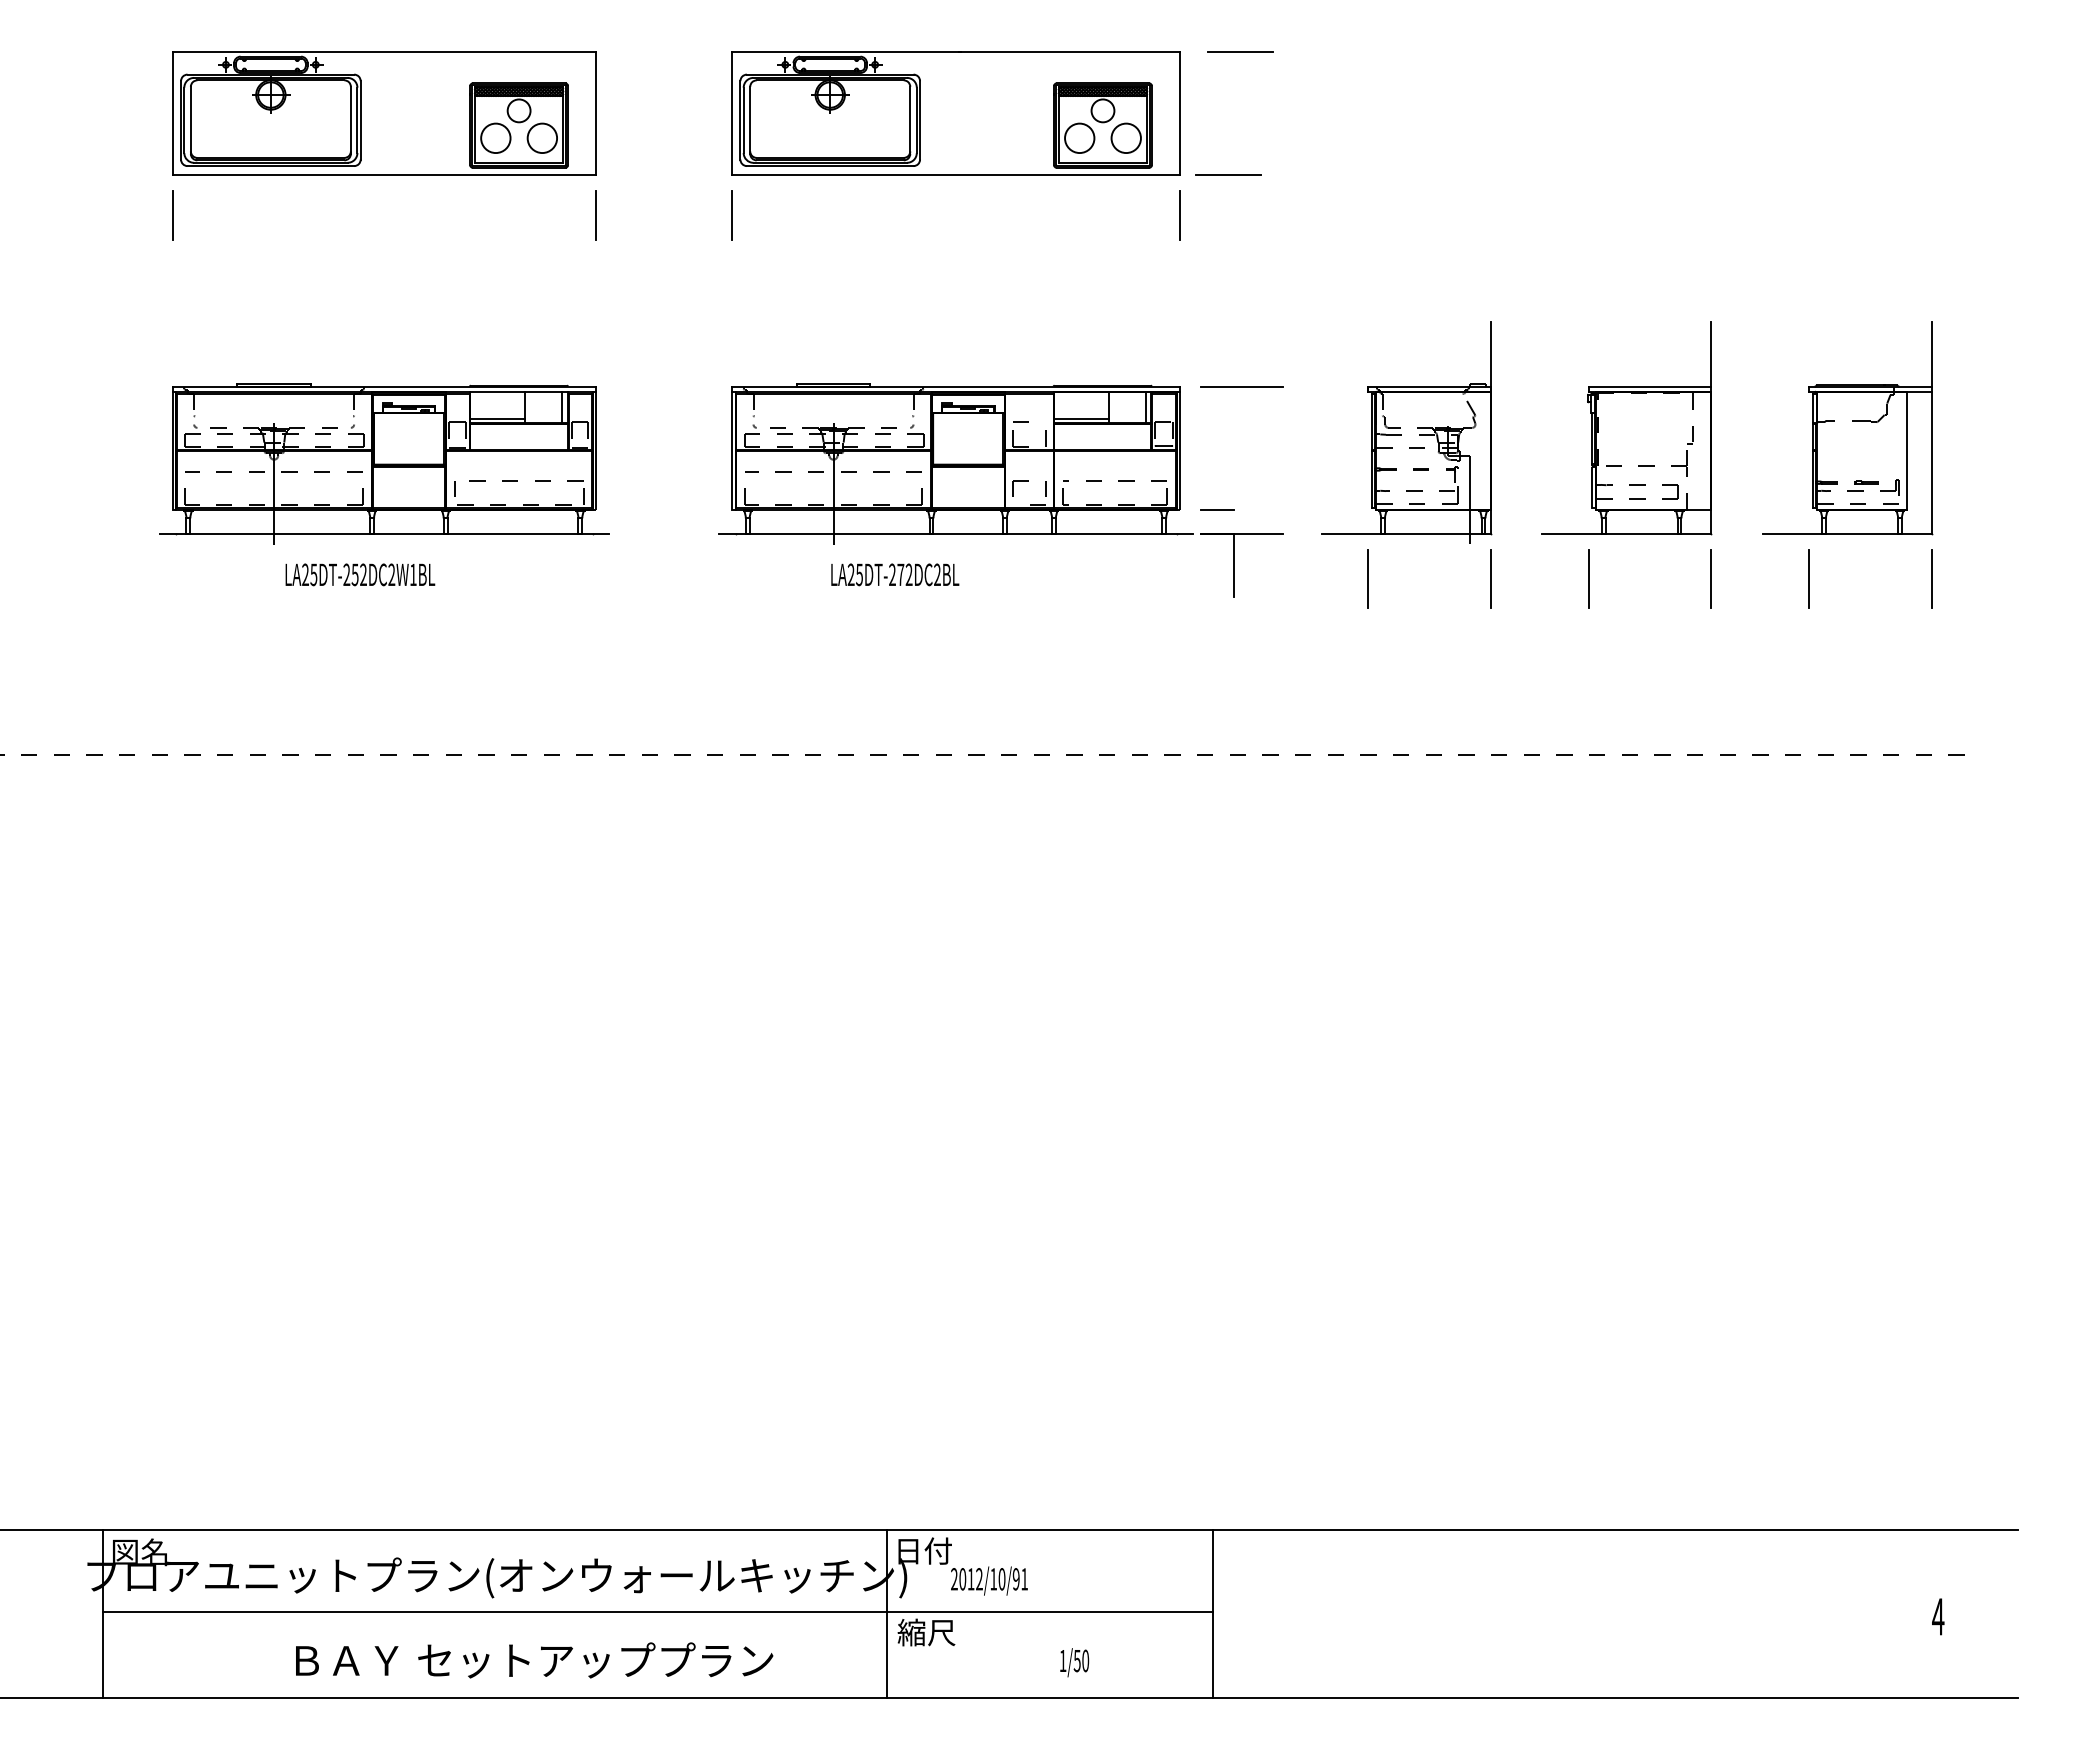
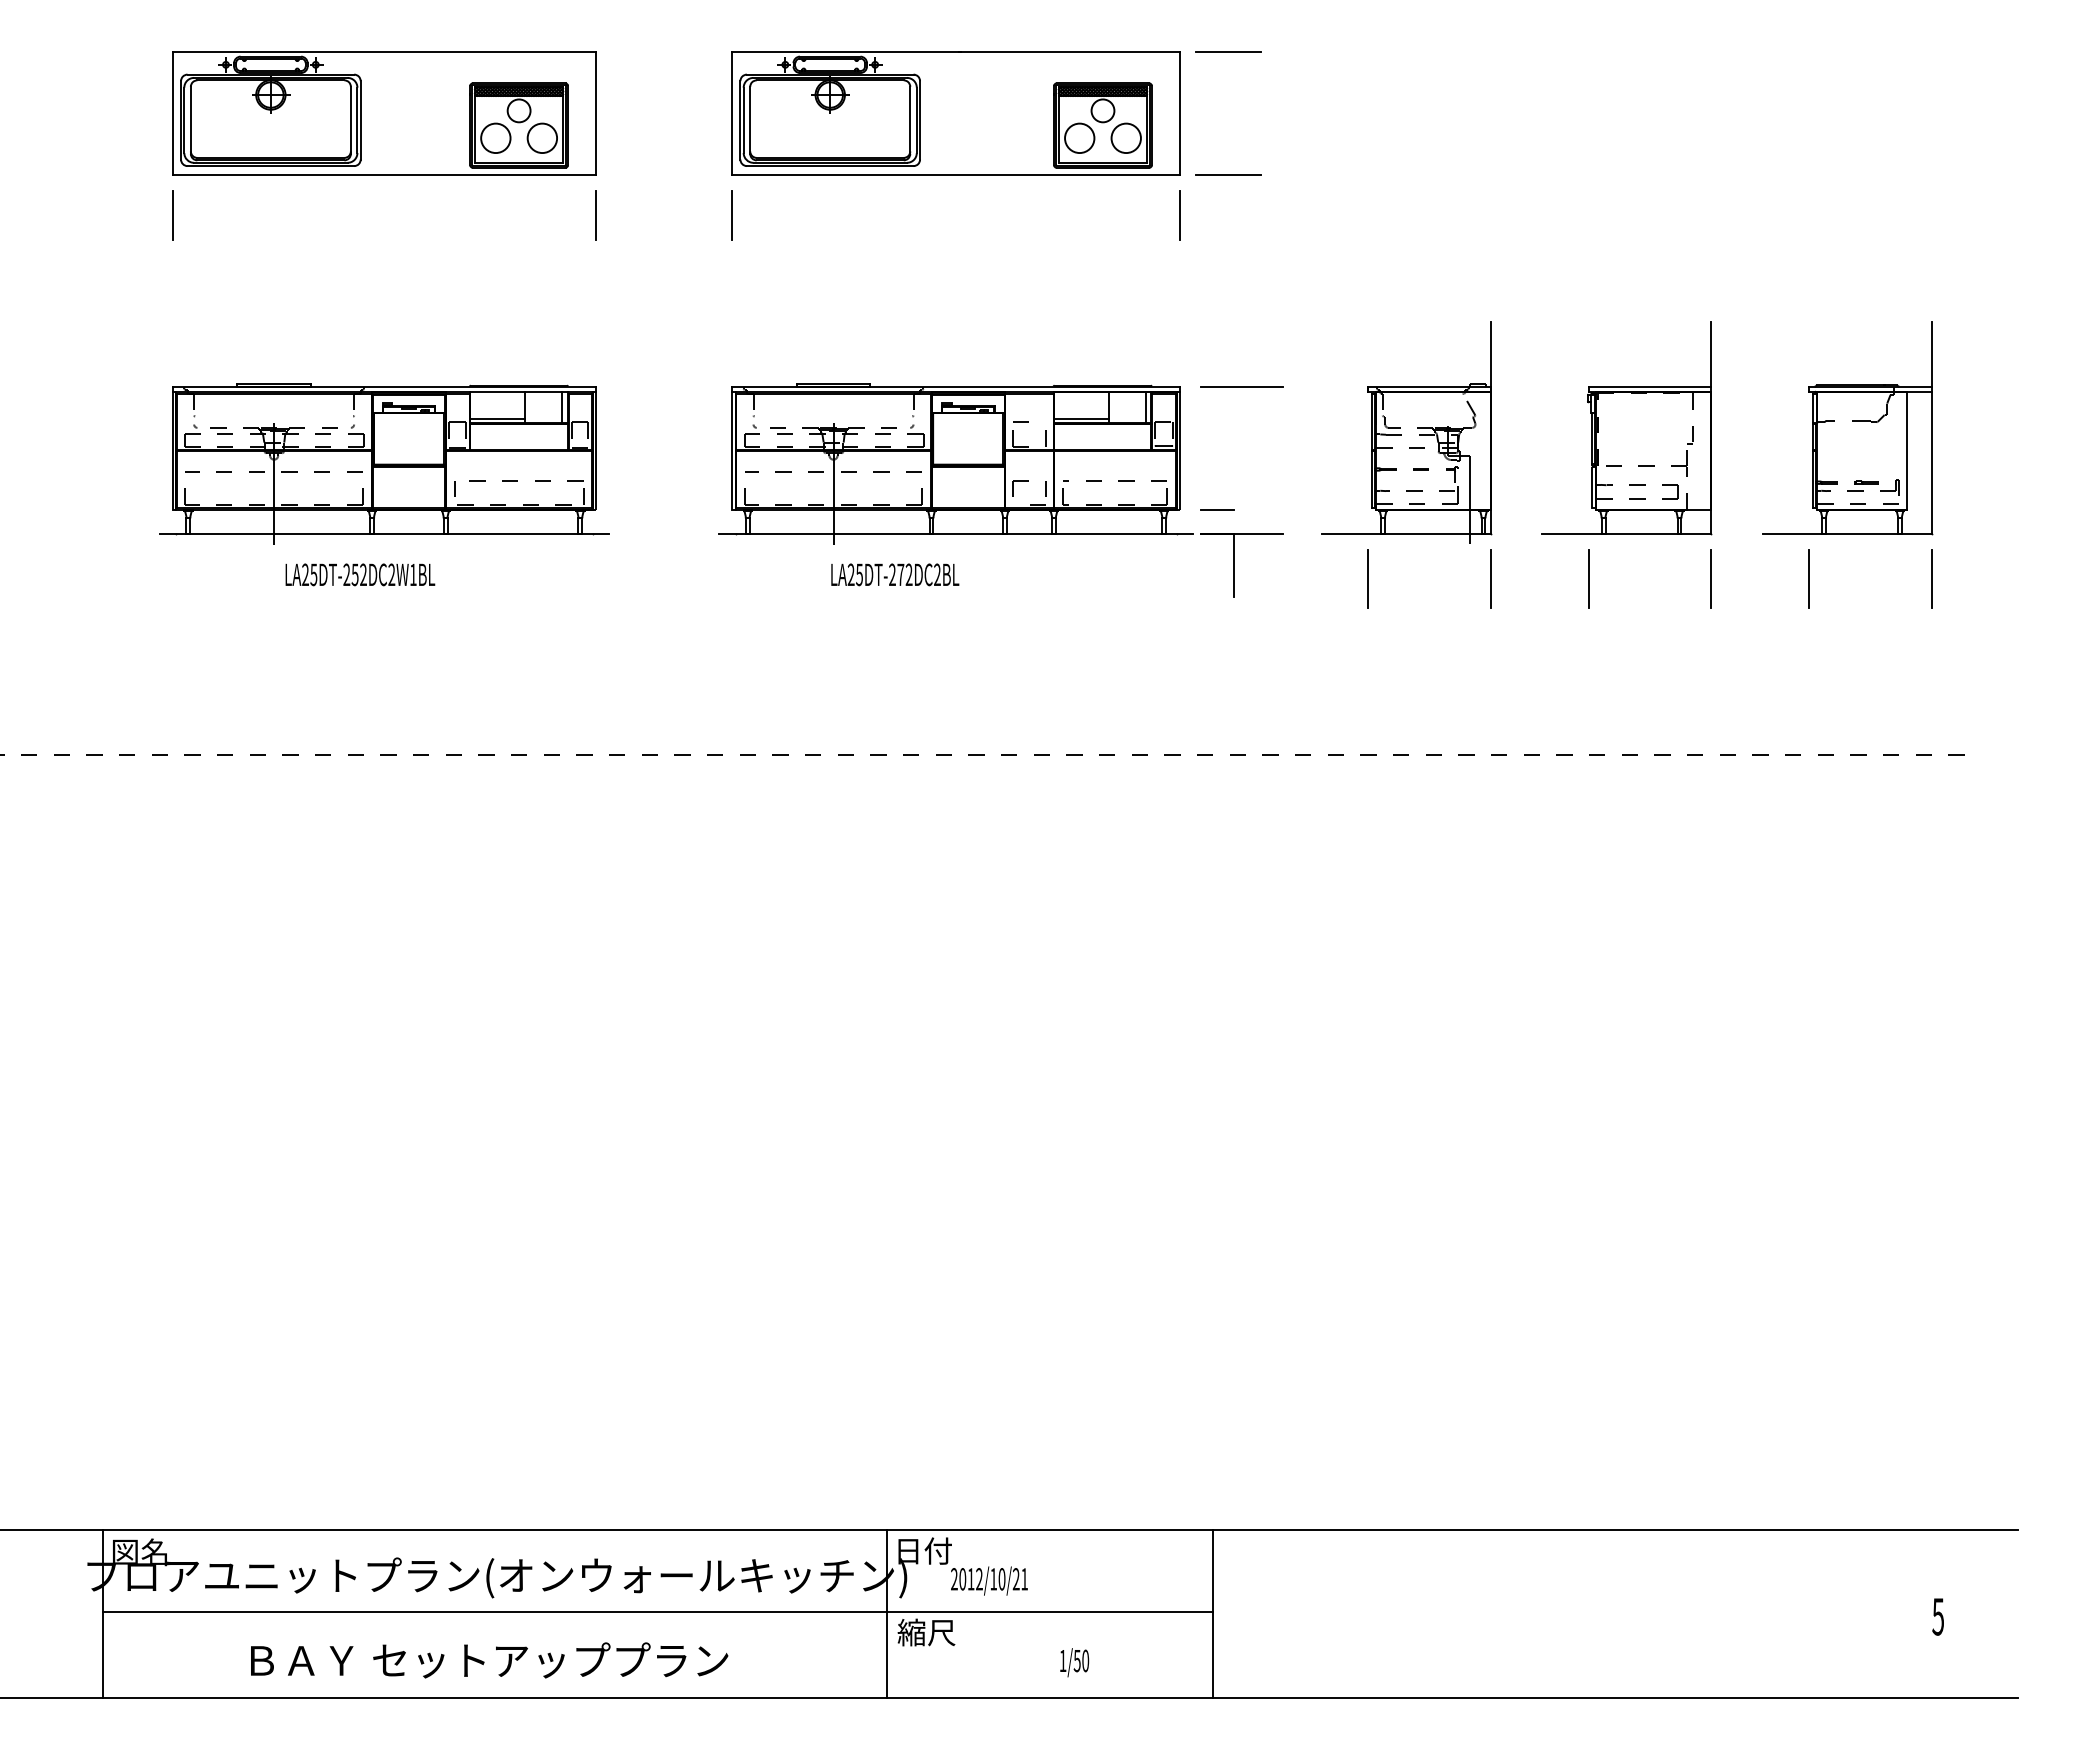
line position: (1240, 51) -> (1228, 51) (1228, 51)
text: 2012/10/91 -> 2012/10/21 (1015, 1579)
text: 4 -> 5 (1938, 1616)
text position: (534, 1660) -> (489, 1660) (489, 1660)
